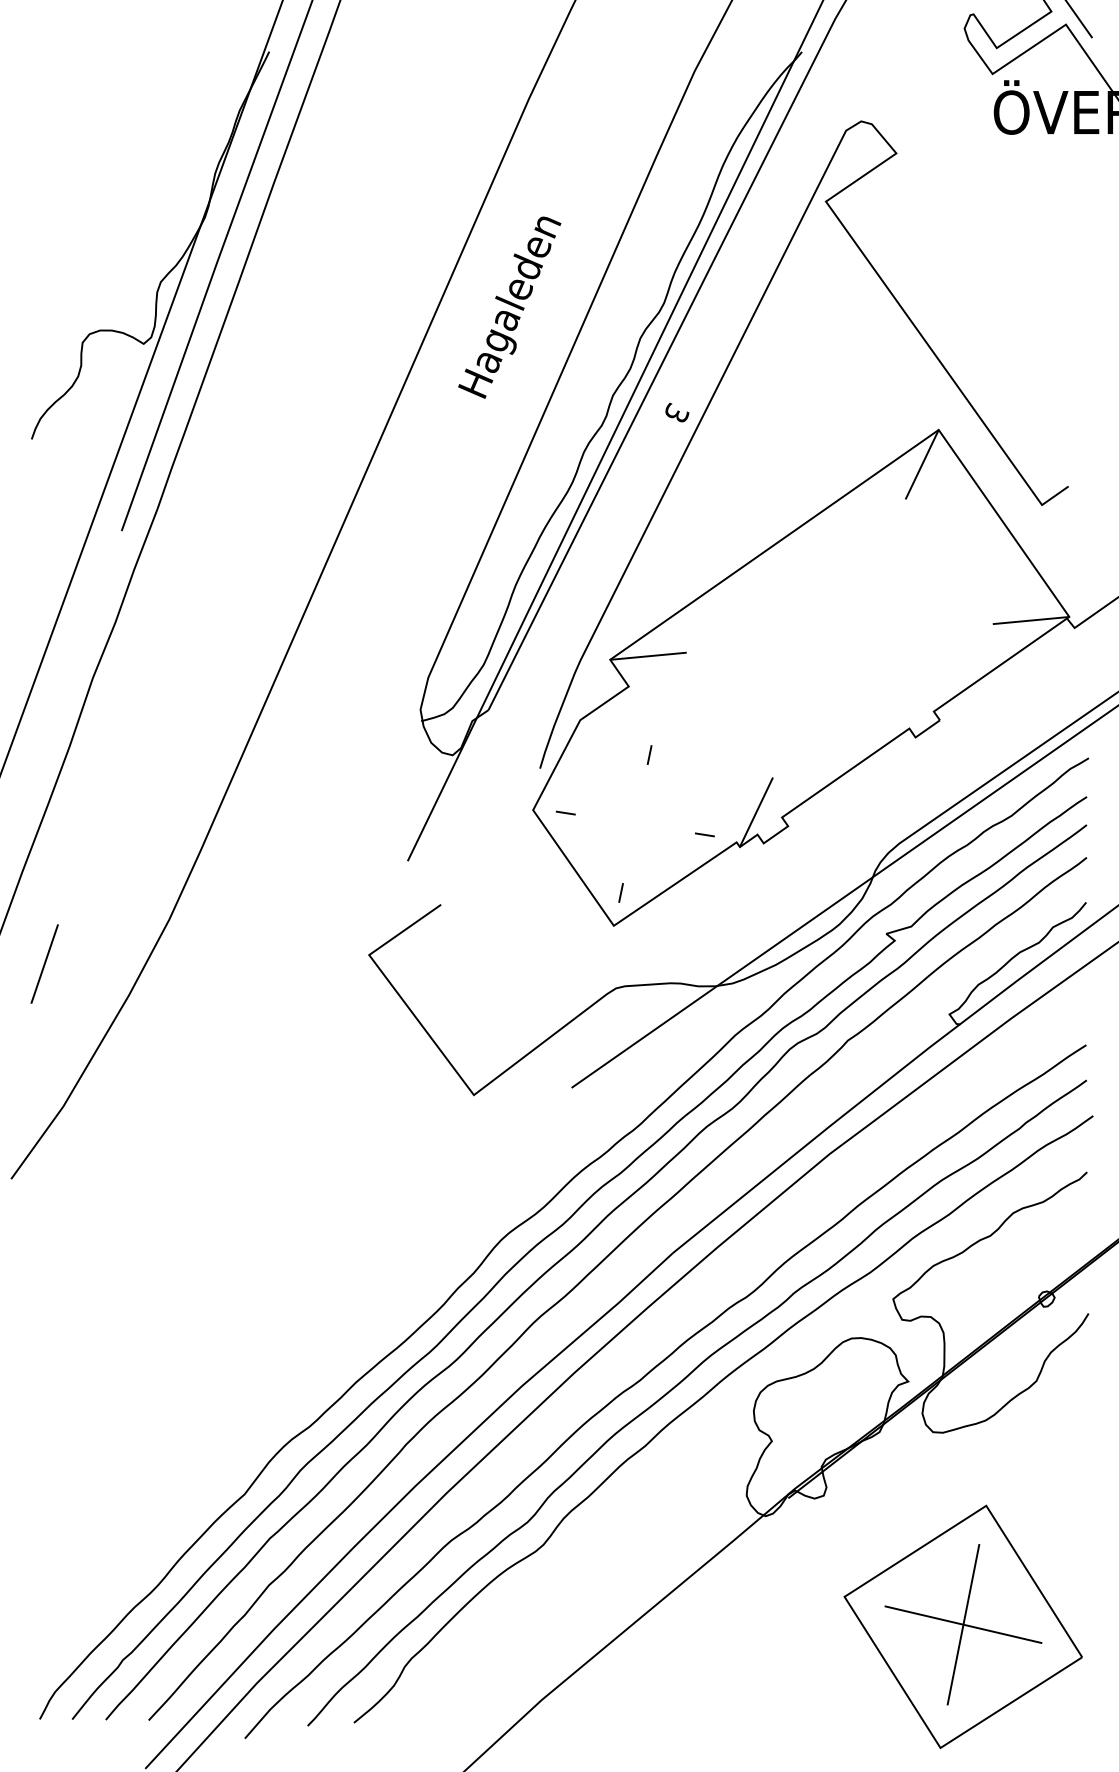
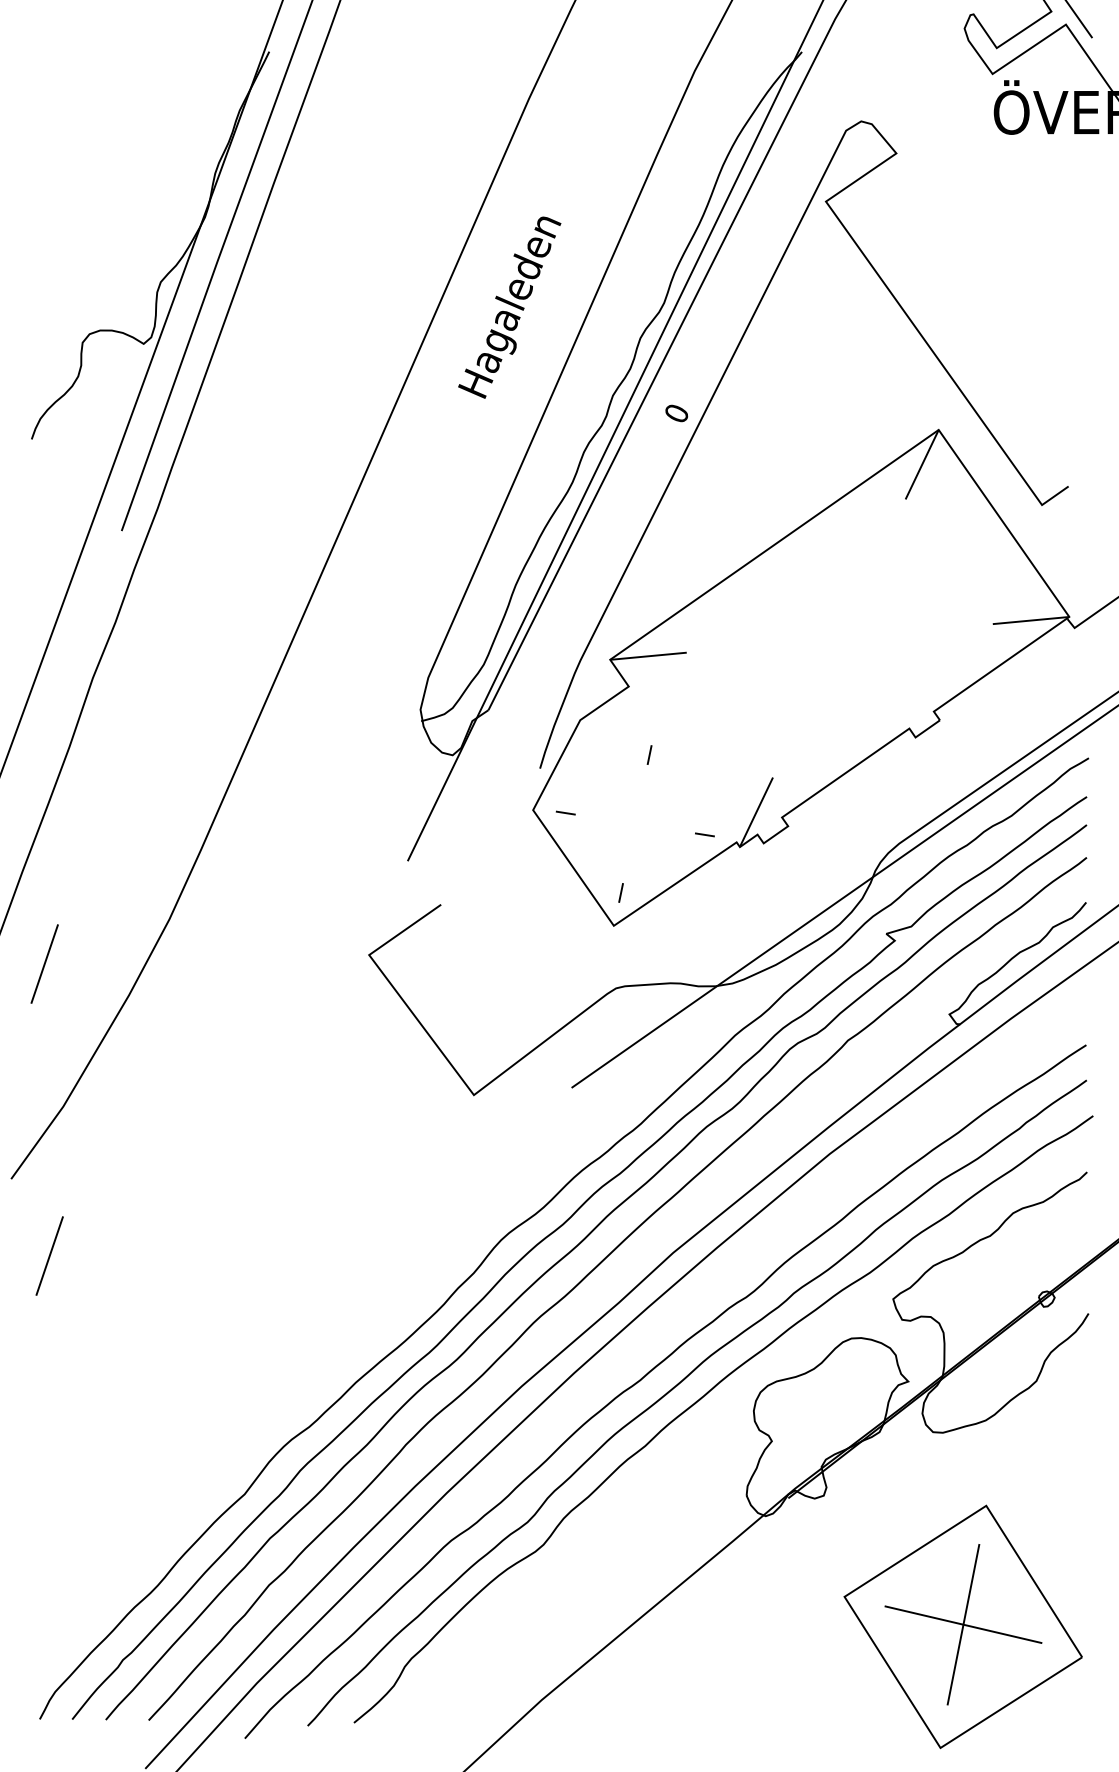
text: 3 -> 0 (677, 412)
line: none -> present (49, 1255)
